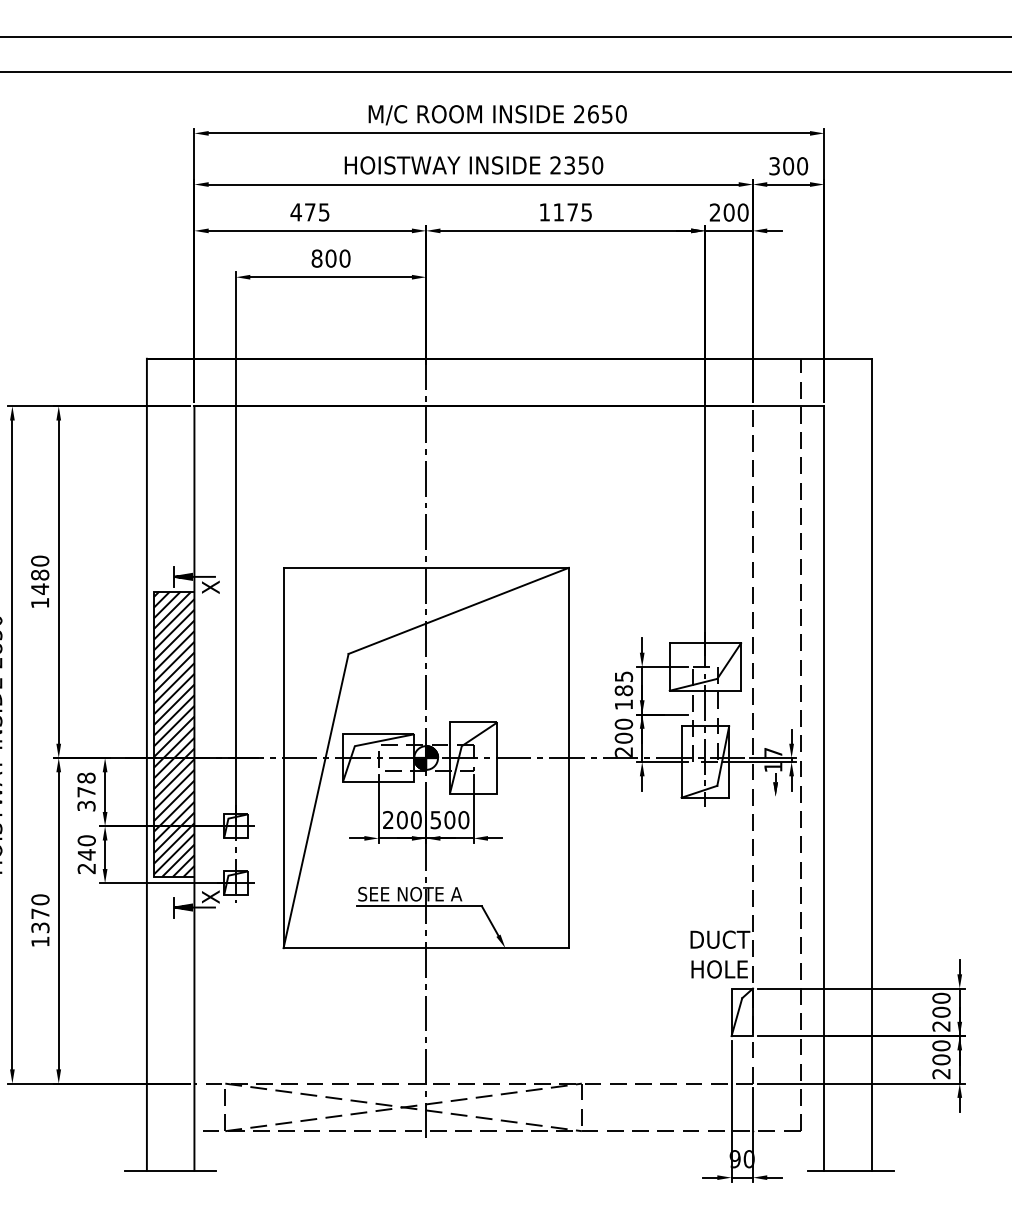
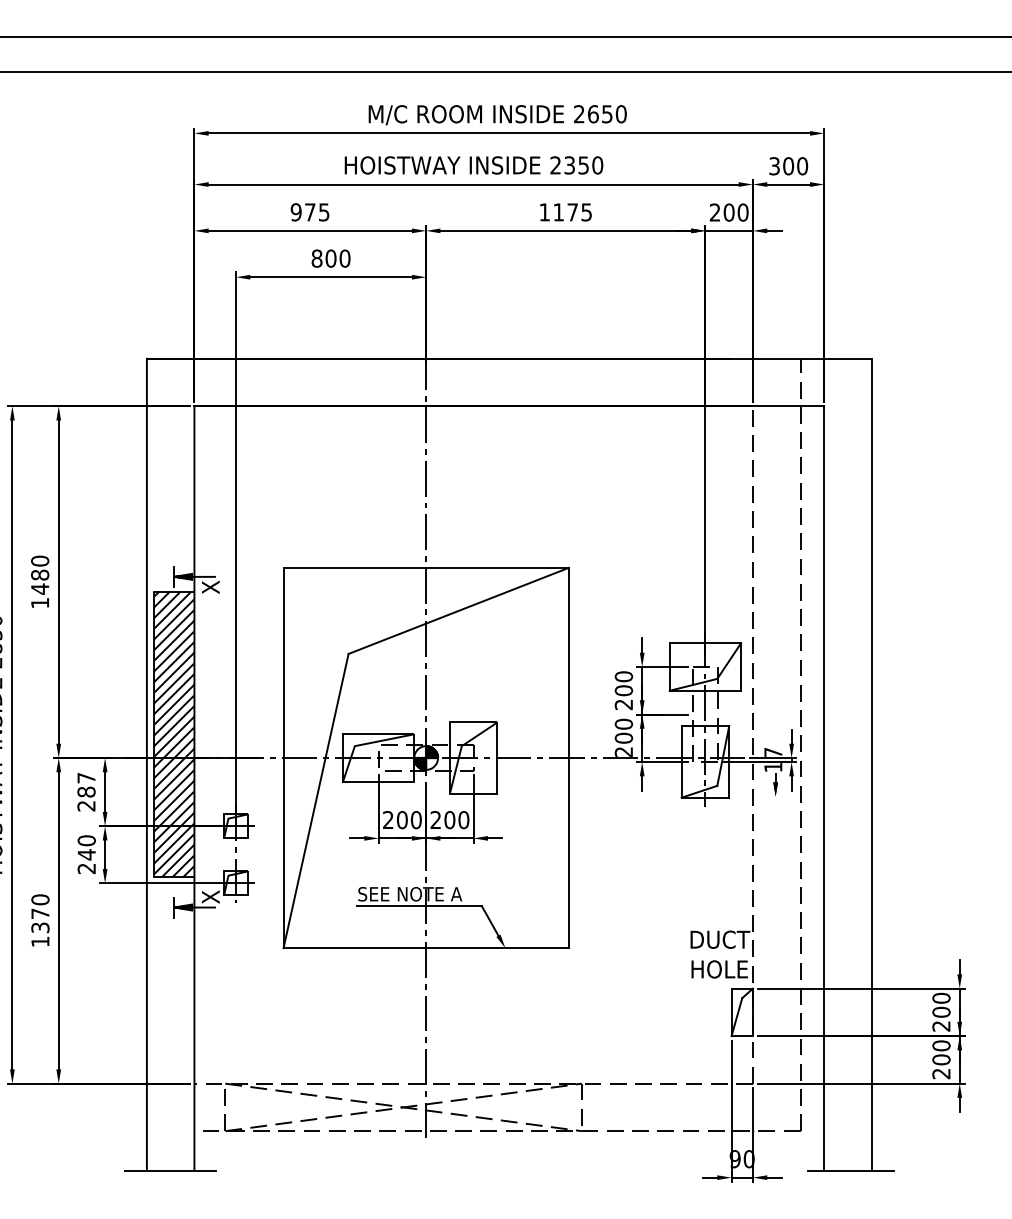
text: 475 -> 975 (295, 212)
text: 185 -> 200 (623, 690)
text: 378 -> 287 (86, 791)
text: 500 -> 200 (435, 819)
